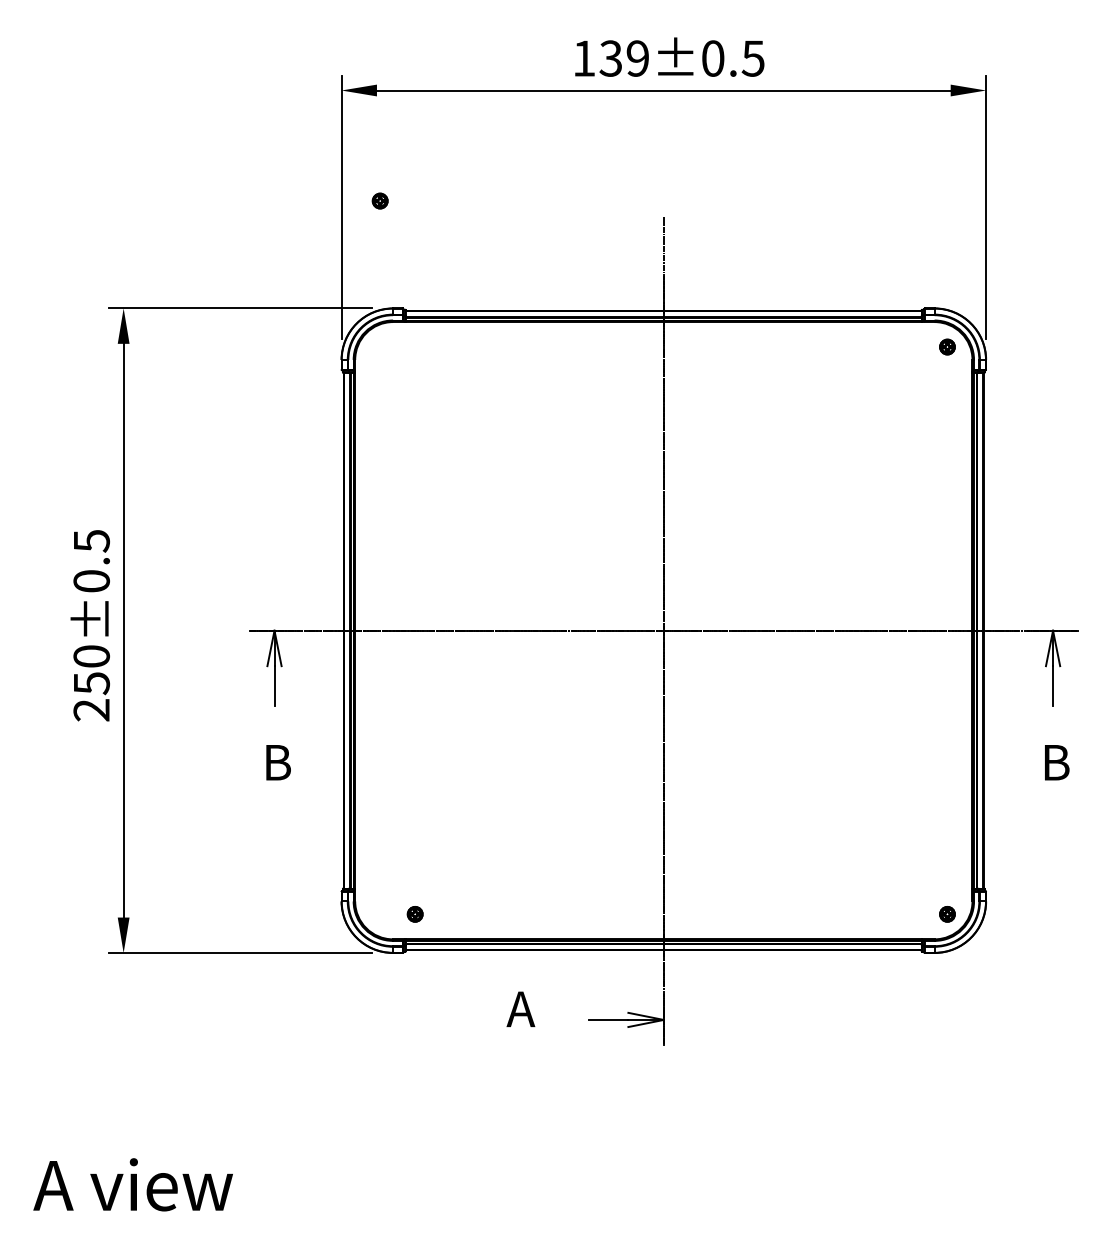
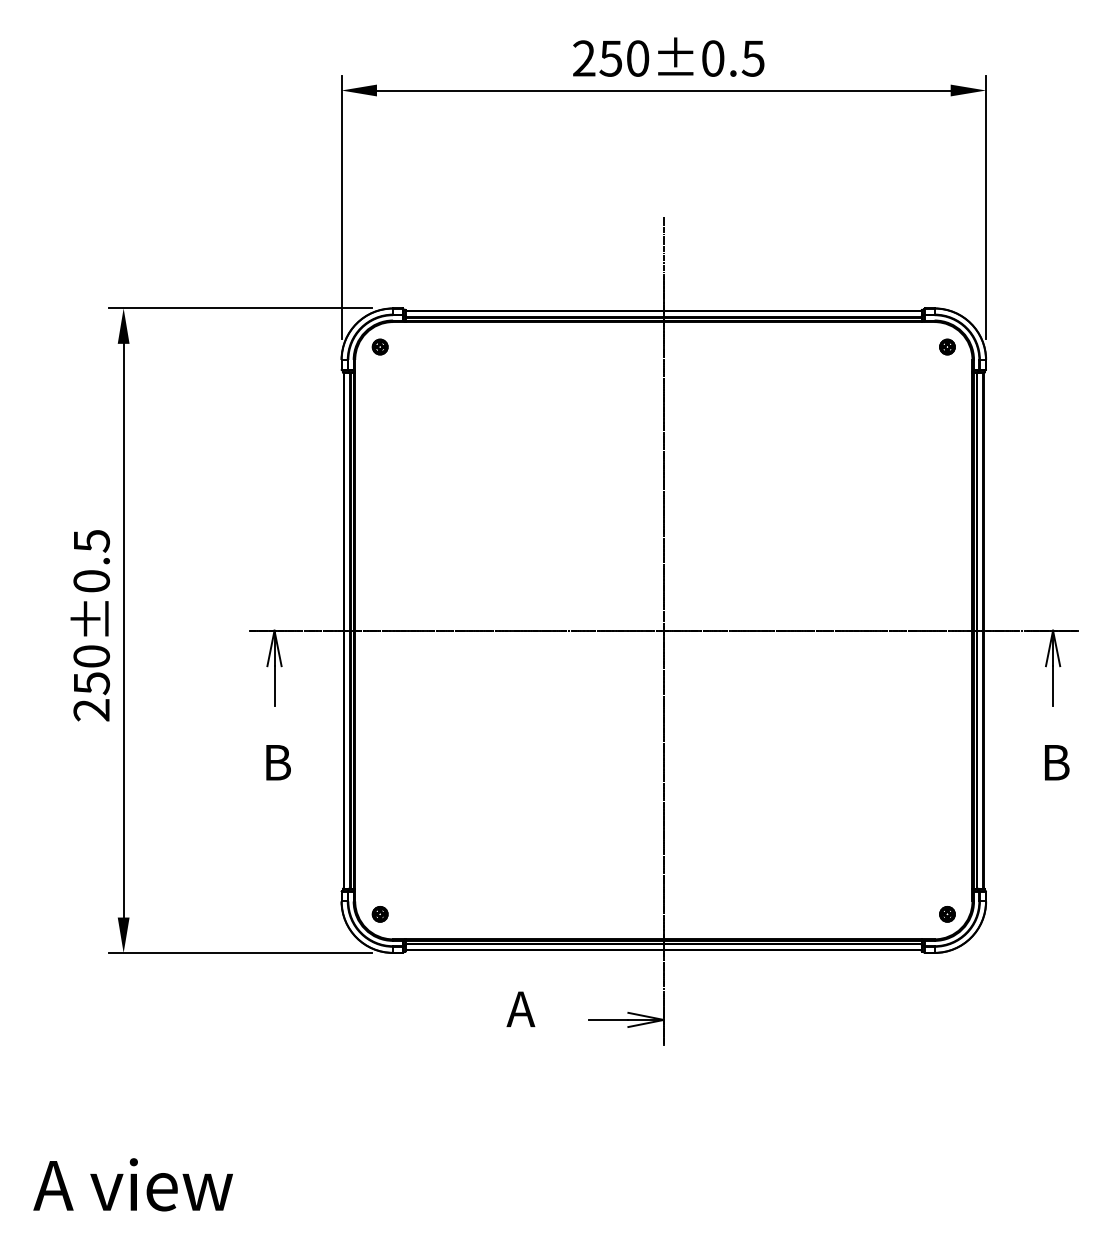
text: 139±0.5 -> 250±0.5 (611, 58)
part position: (379, 200) -> (379, 346) (379, 346)
part position: (414, 914) -> (379, 914) (379, 914)
